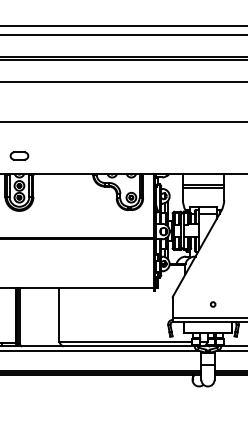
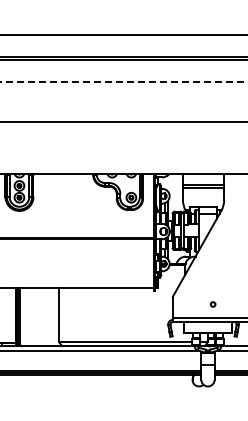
line: present -> none (123, 25)
line: solid -> dashed (123, 81)
part: present -> none (19, 155)
